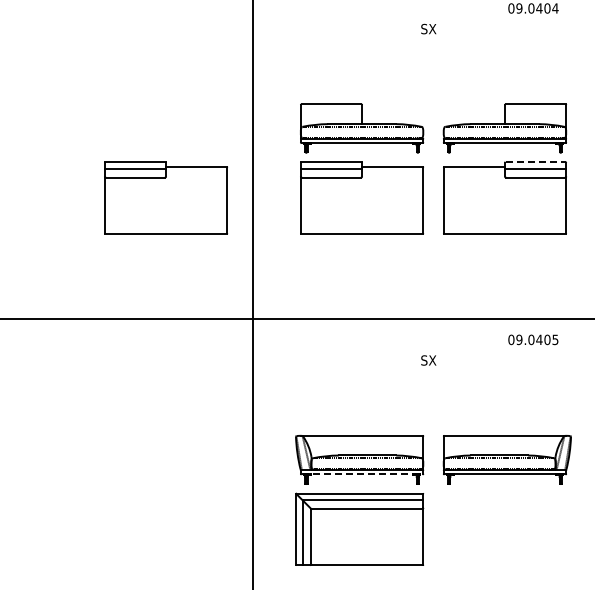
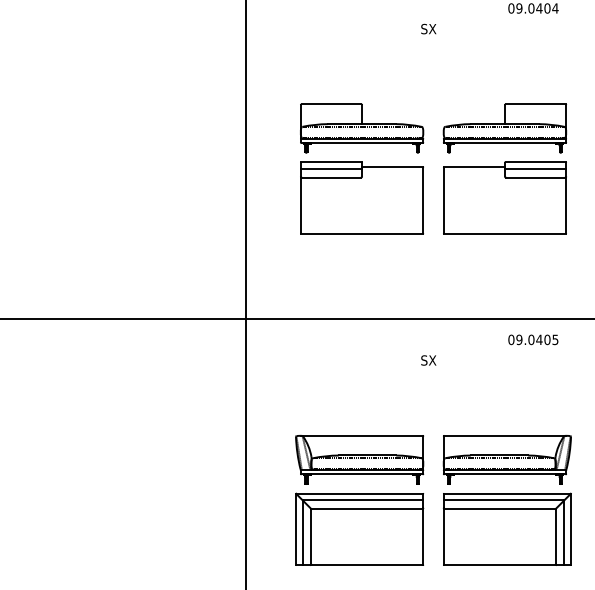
line: dashed -> solid (536, 162)
part: present -> none (165, 197)
line position: (253, 294) -> (246, 294) (246, 294)
line: dashed -> solid (362, 474)
part: none -> present (507, 528)
